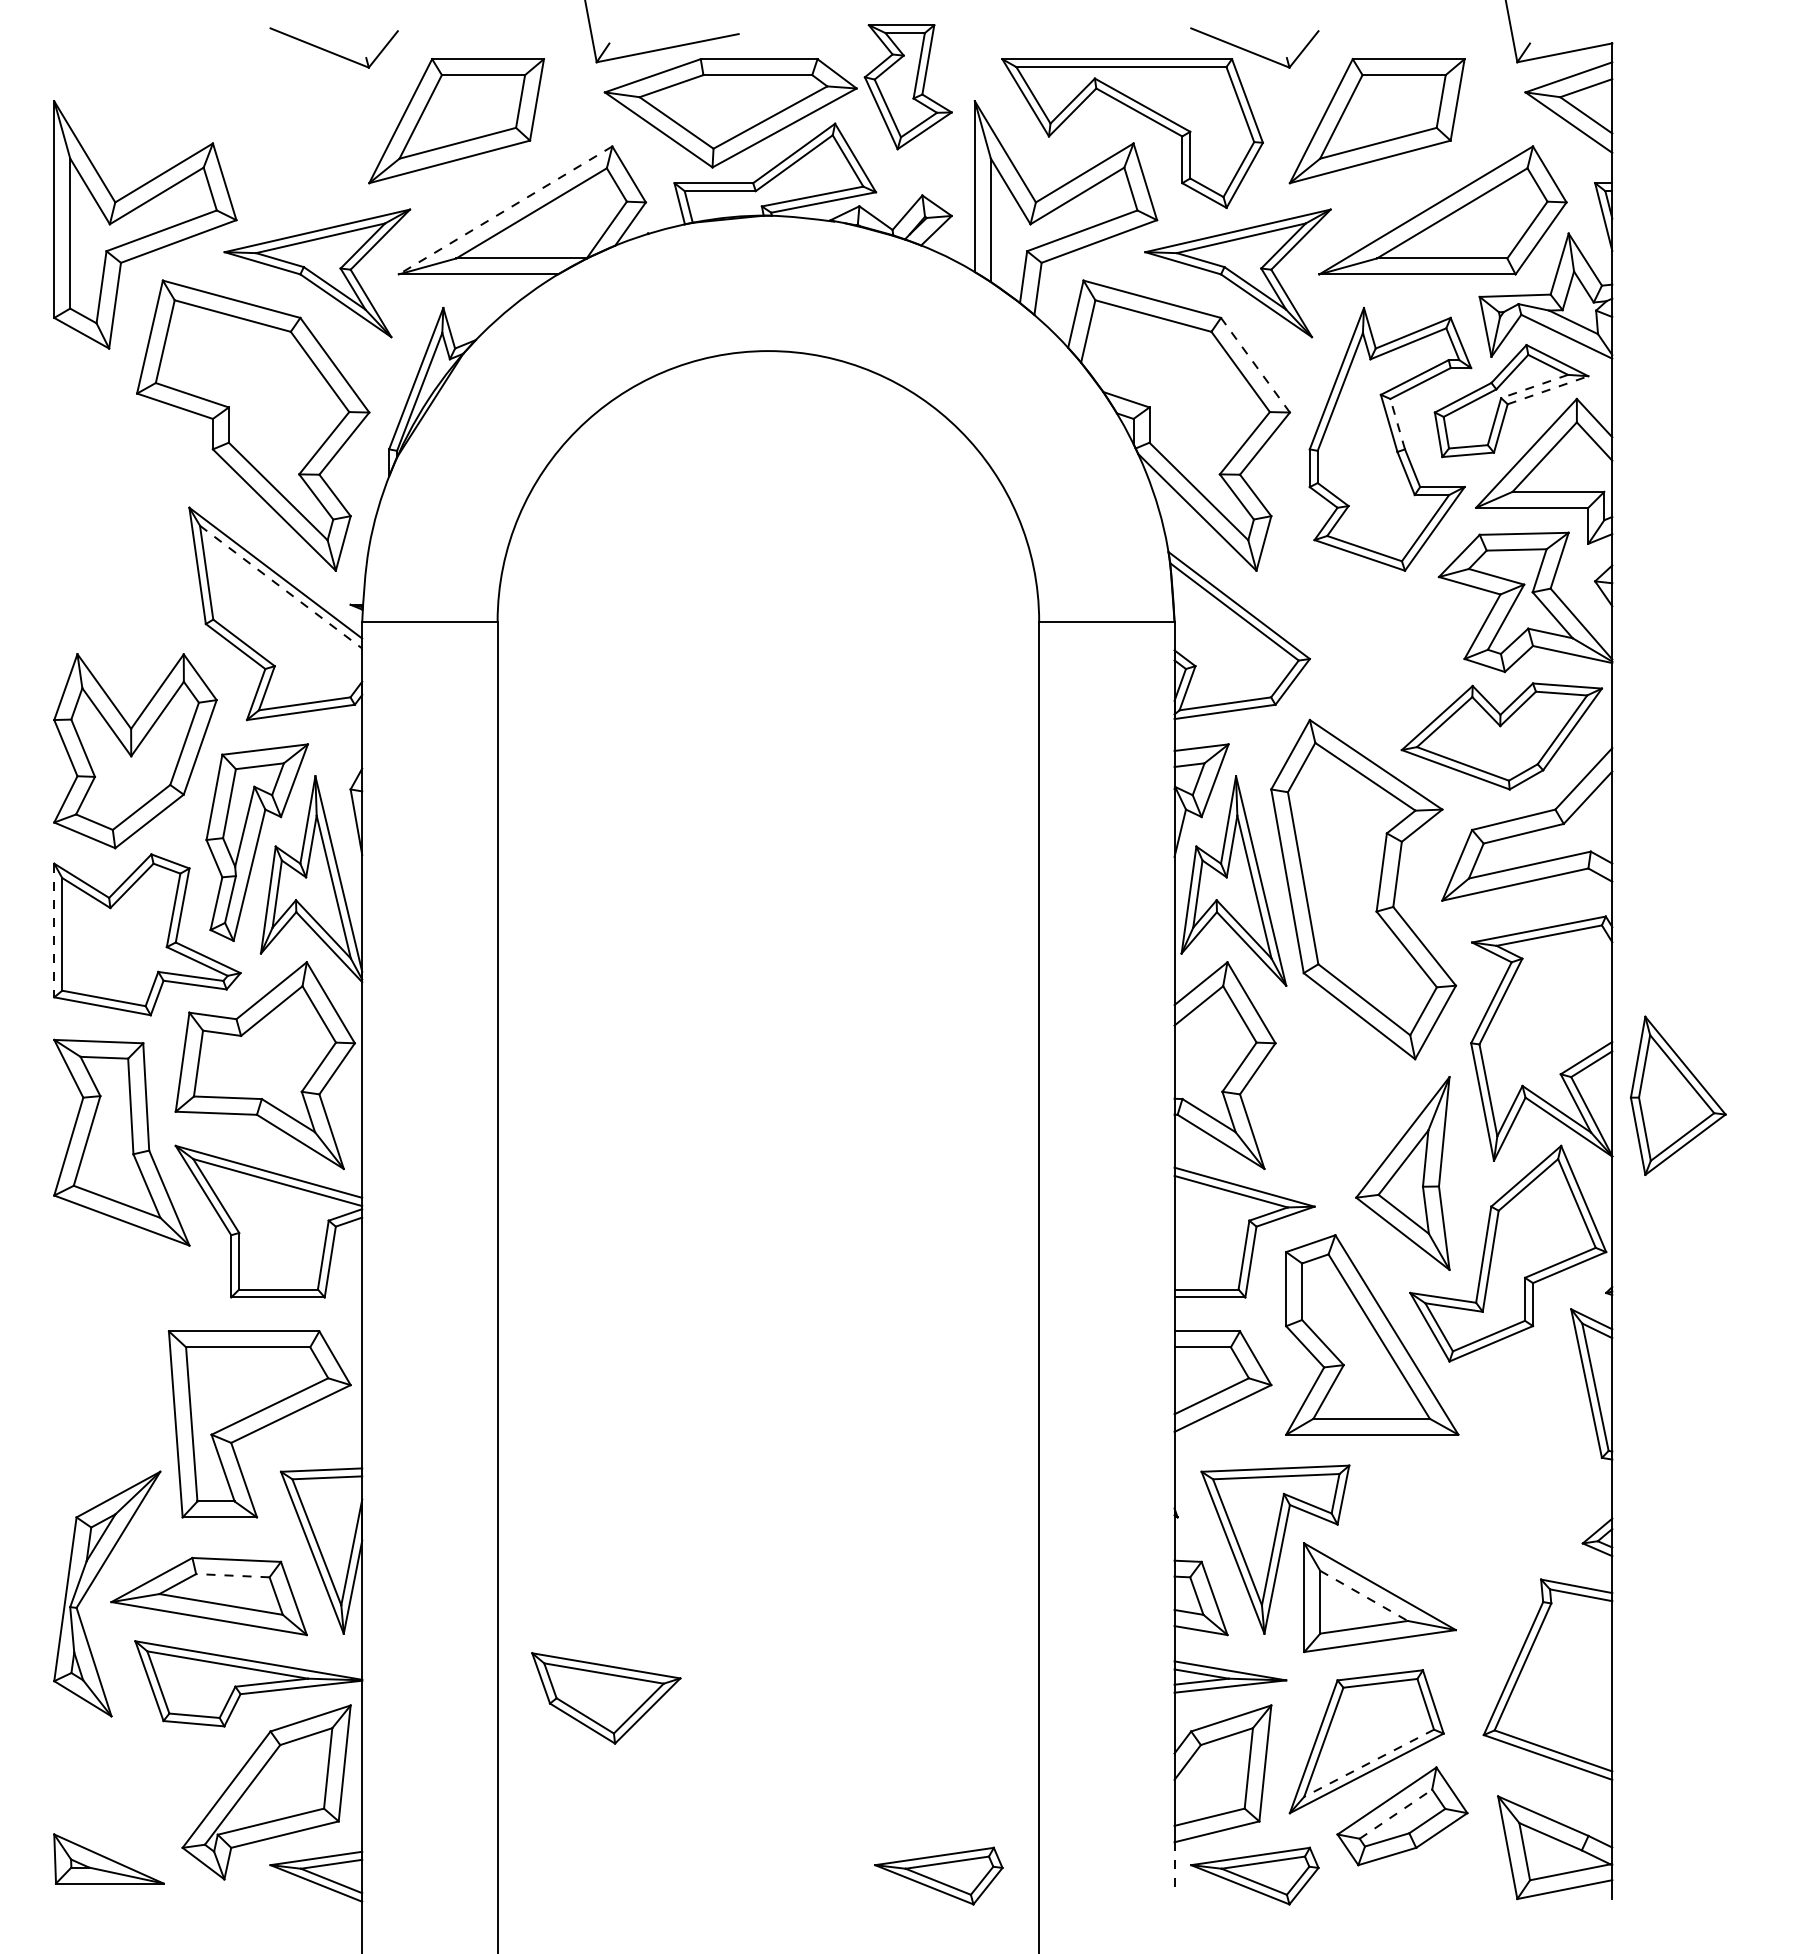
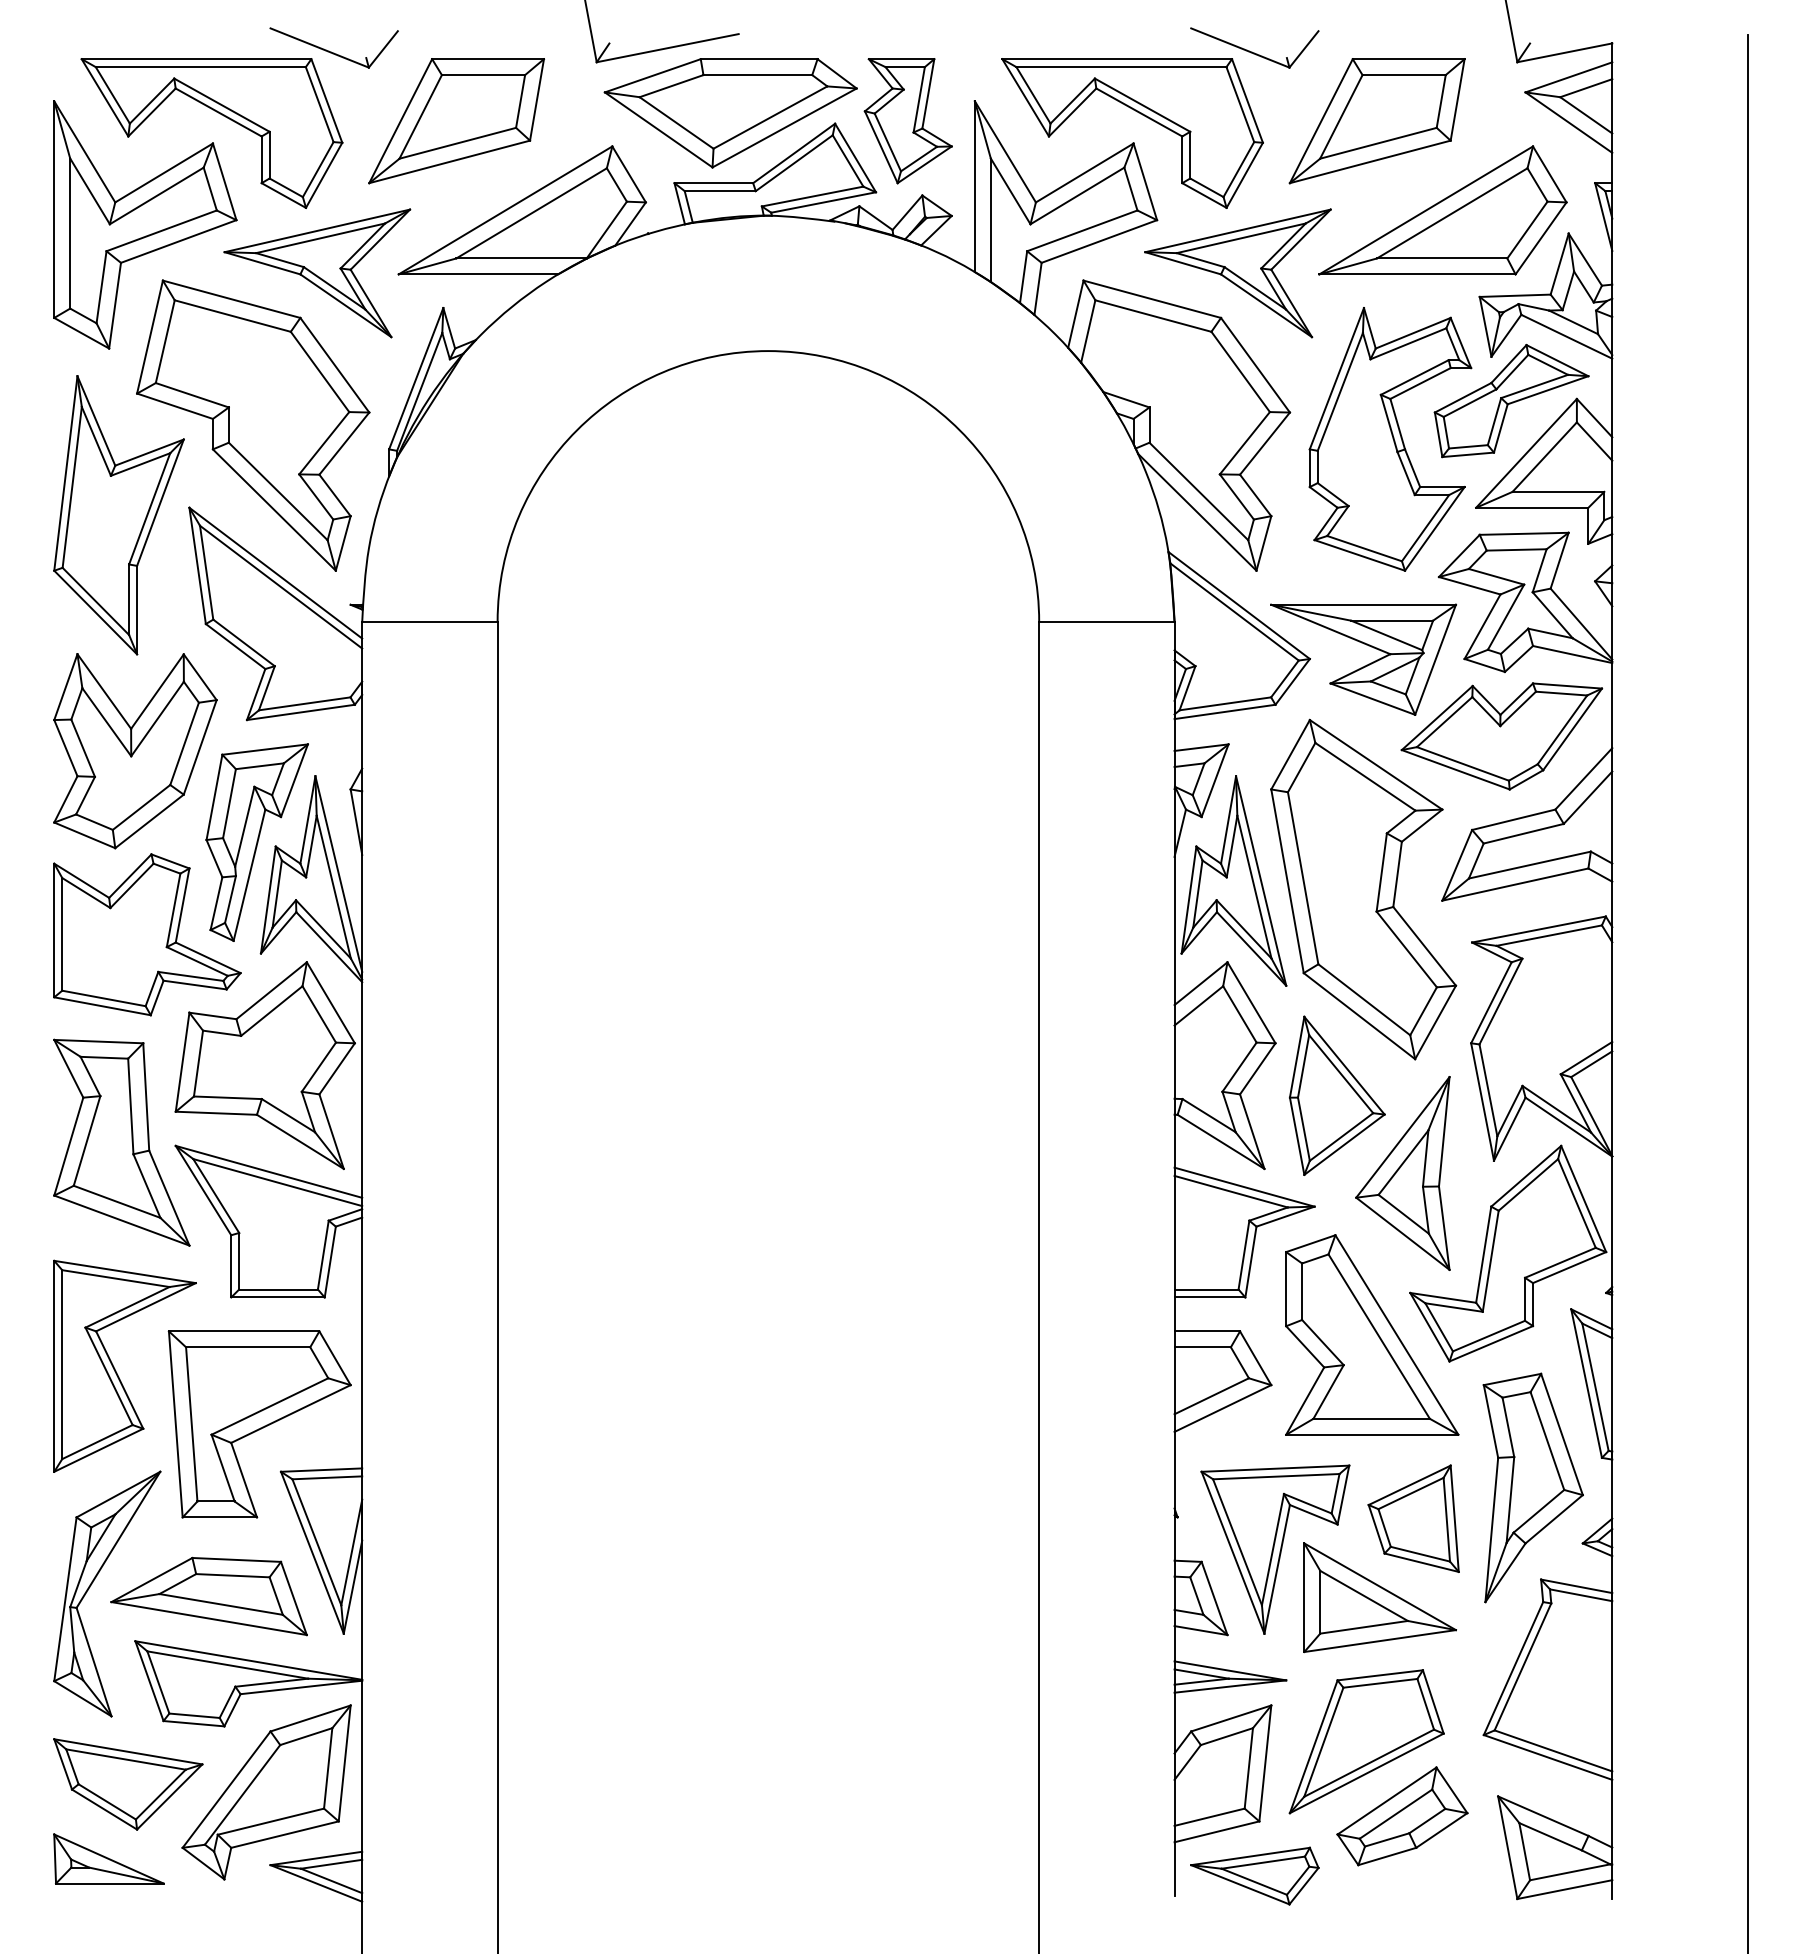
part position: (907, 87) -> (907, 121) (907, 121)
part: none -> present (221, 115)
line: dashed -> solid (505, 210)
line: dashed -> solid (1255, 365)
line: dashed -> solid (1534, 386)
line: dashed -> solid (1548, 390)
line: dashed -> solid (1397, 423)
part: none -> present (118, 515)
line: dashed -> solid (281, 587)
part: none -> present (1363, 659)
line: dashed -> solid (54, 930)
line: none -> present (1747, 992)
part position: (1678, 1095) -> (1337, 1095) (1337, 1095)
part: none -> present (116, 1370)
part: none -> present (1532, 1487)
part: none -> present (1413, 1518)
line: dashed -> solid (232, 1575)
line: dashed -> solid (1364, 1596)
part position: (606, 1698) -> (128, 1784) (128, 1784)
line: dashed -> solid (1368, 1763)
line: dashed -> solid (1395, 1814)
line: dashed -> solid (1174, 1869)
part: present -> none (938, 1875)
